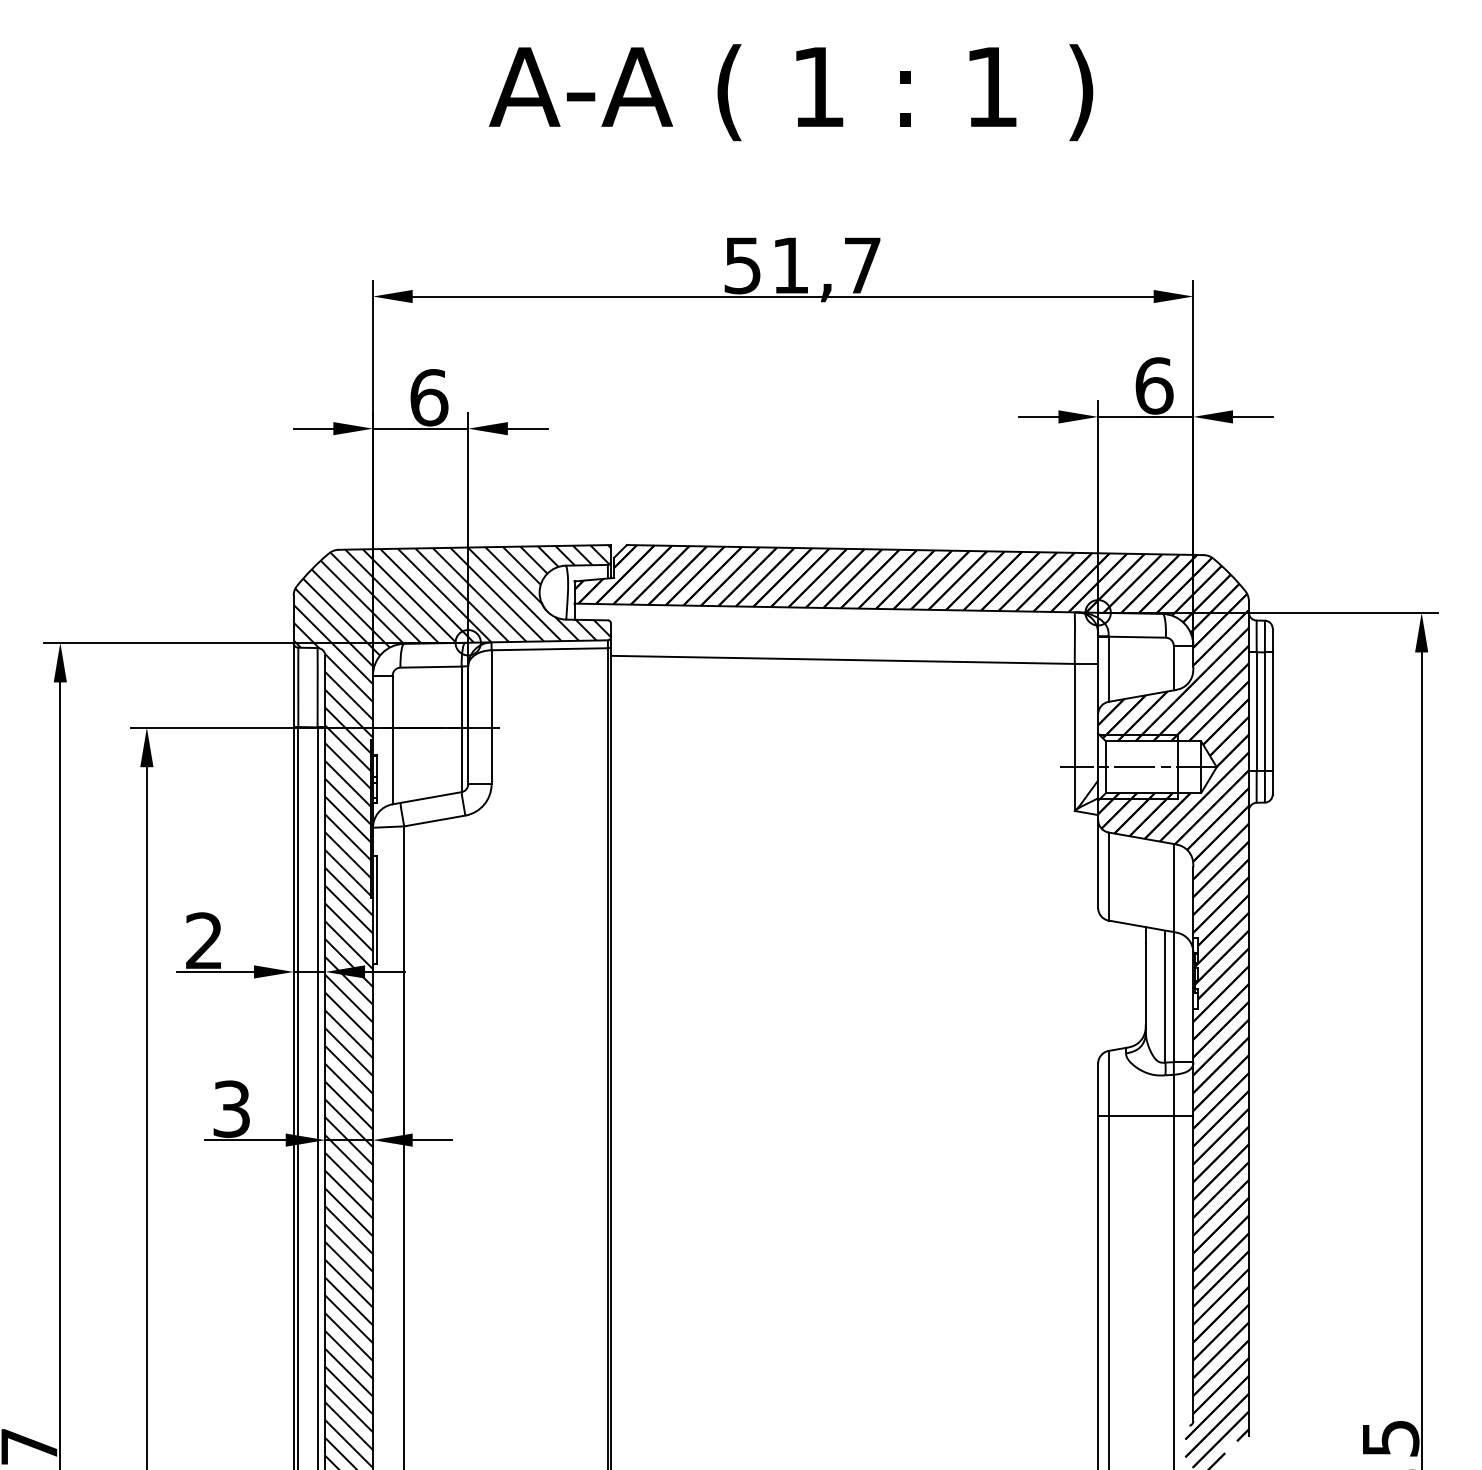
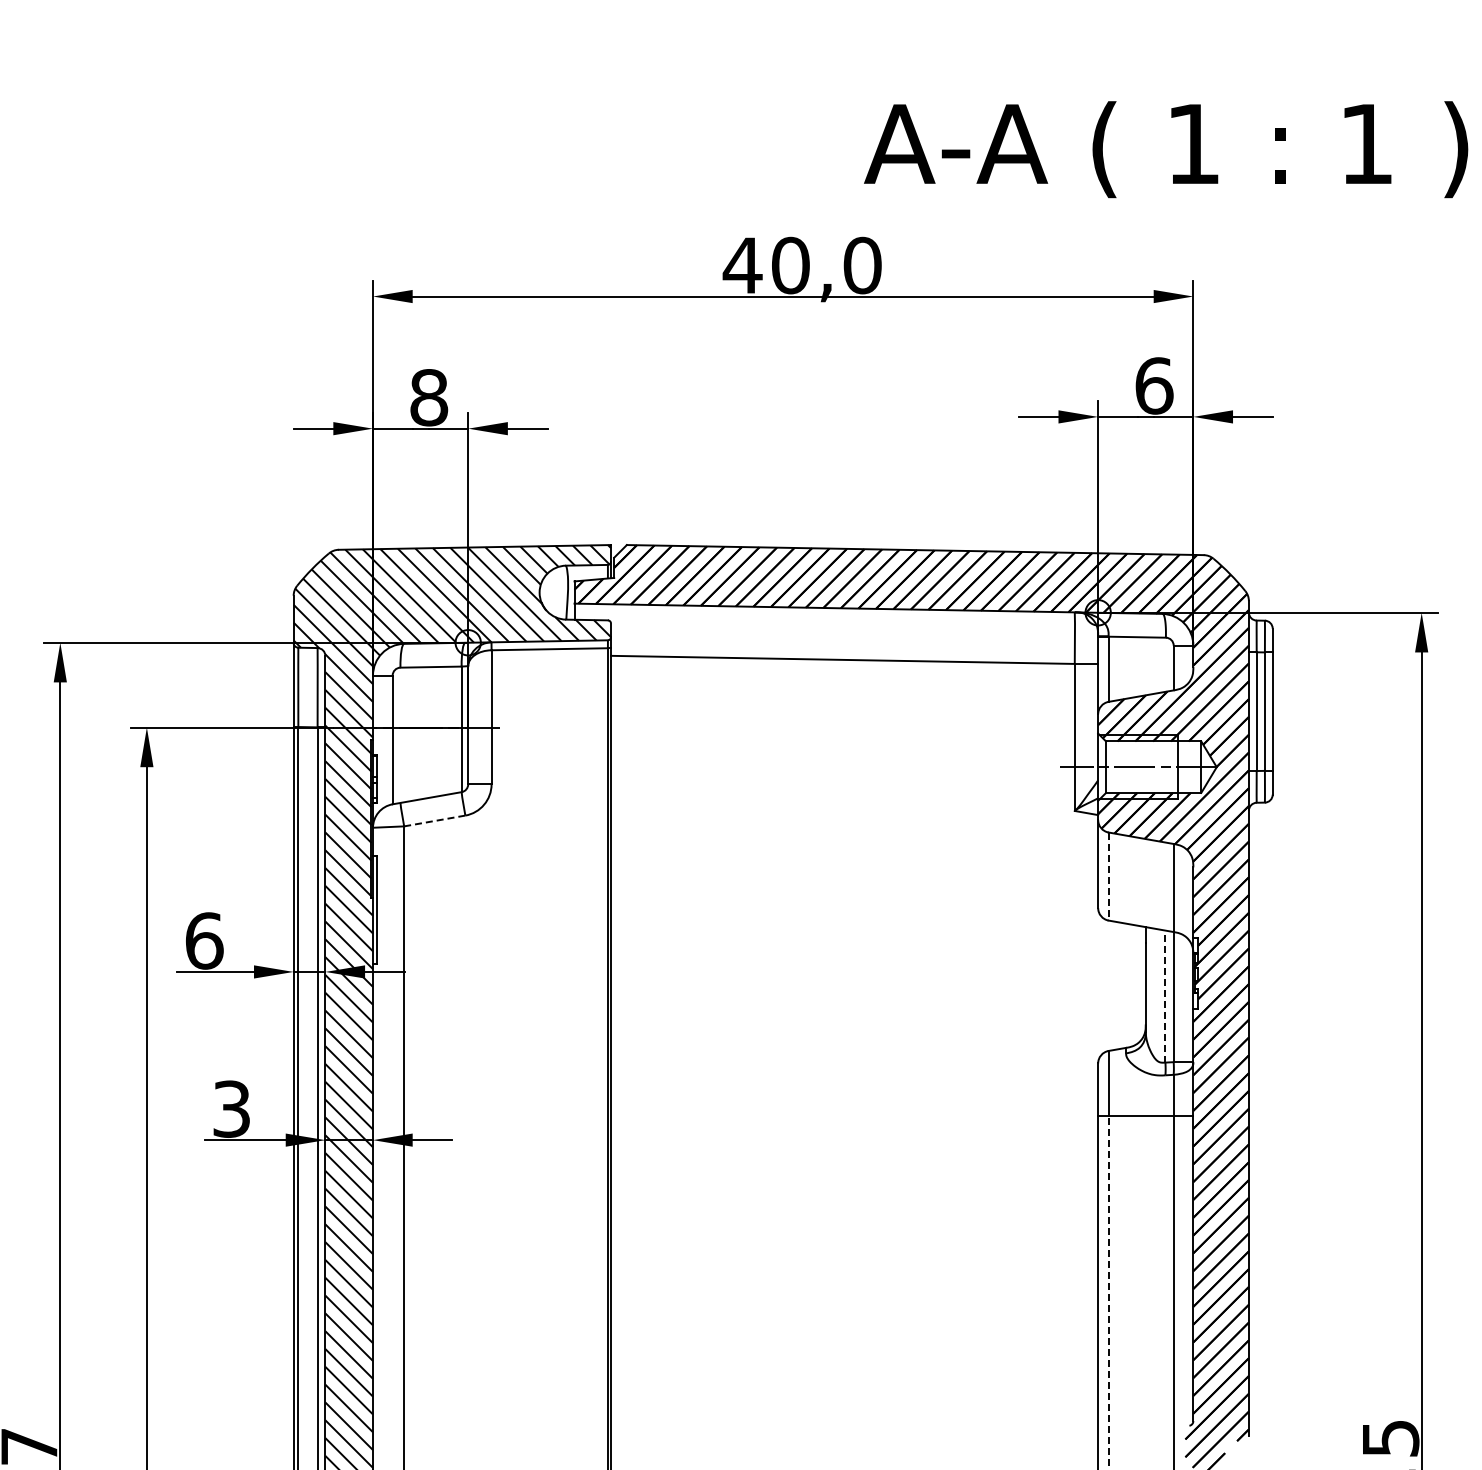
text position: (791, 92) -> (1166, 149) (1166, 149)
text: 51,7 -> 40,0 (801, 265)
text: 6 -> 8 (429, 397)
line: solid -> dashed (435, 820)
line: solid -> dashed (1108, 877)
text: 2 -> 6 (204, 940)
line: solid -> dashed (1165, 996)
line: solid -> dashed (1108, 1292)
